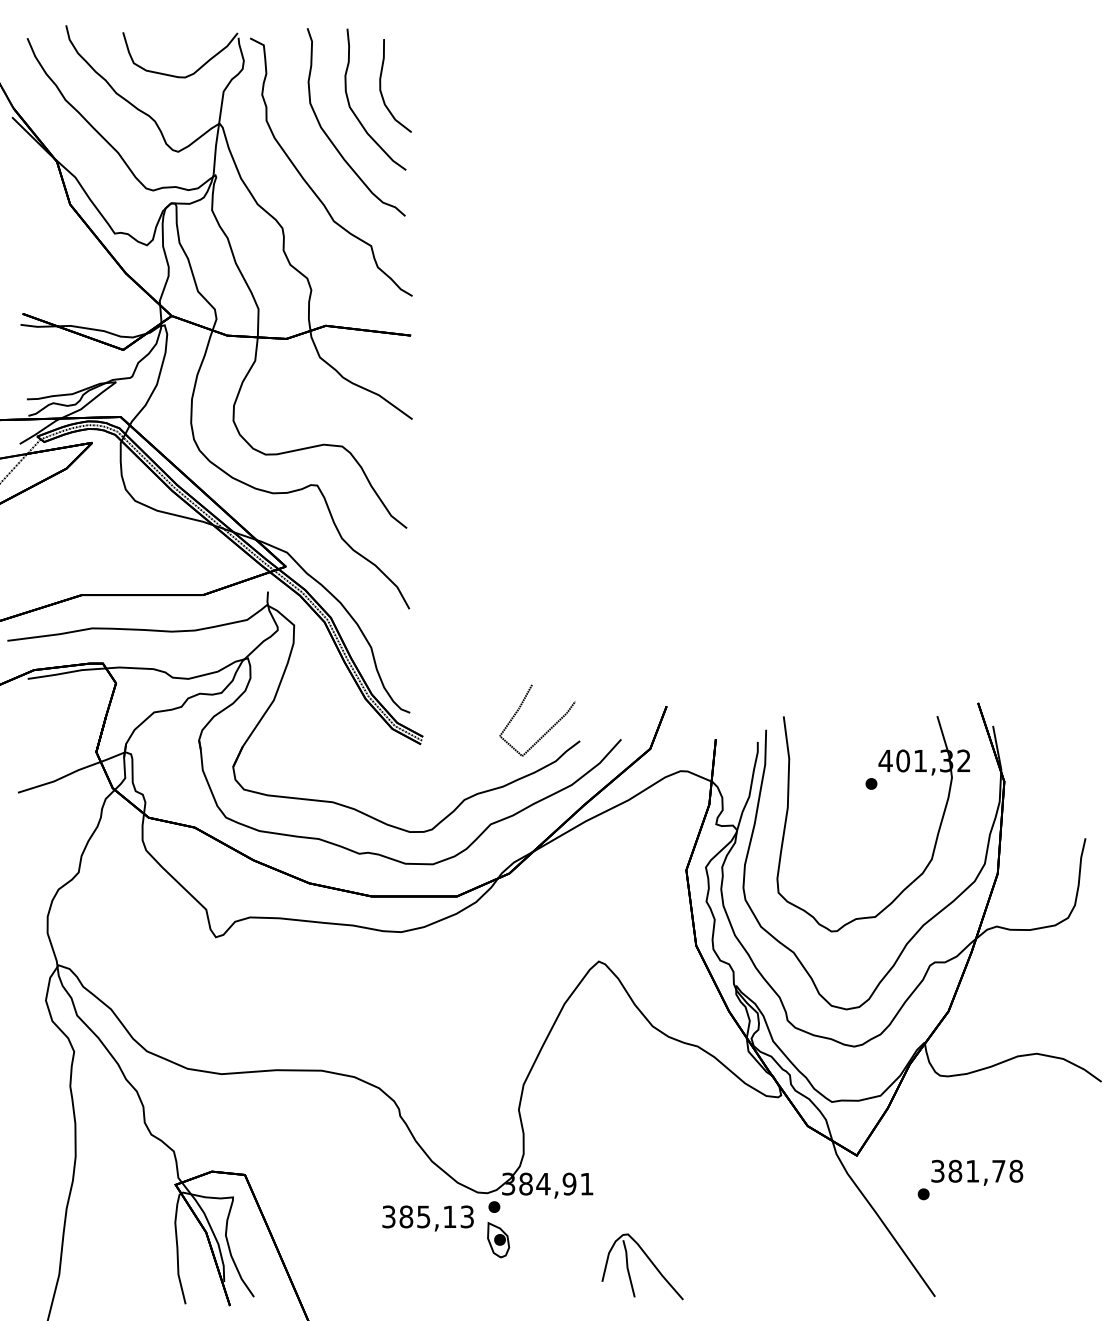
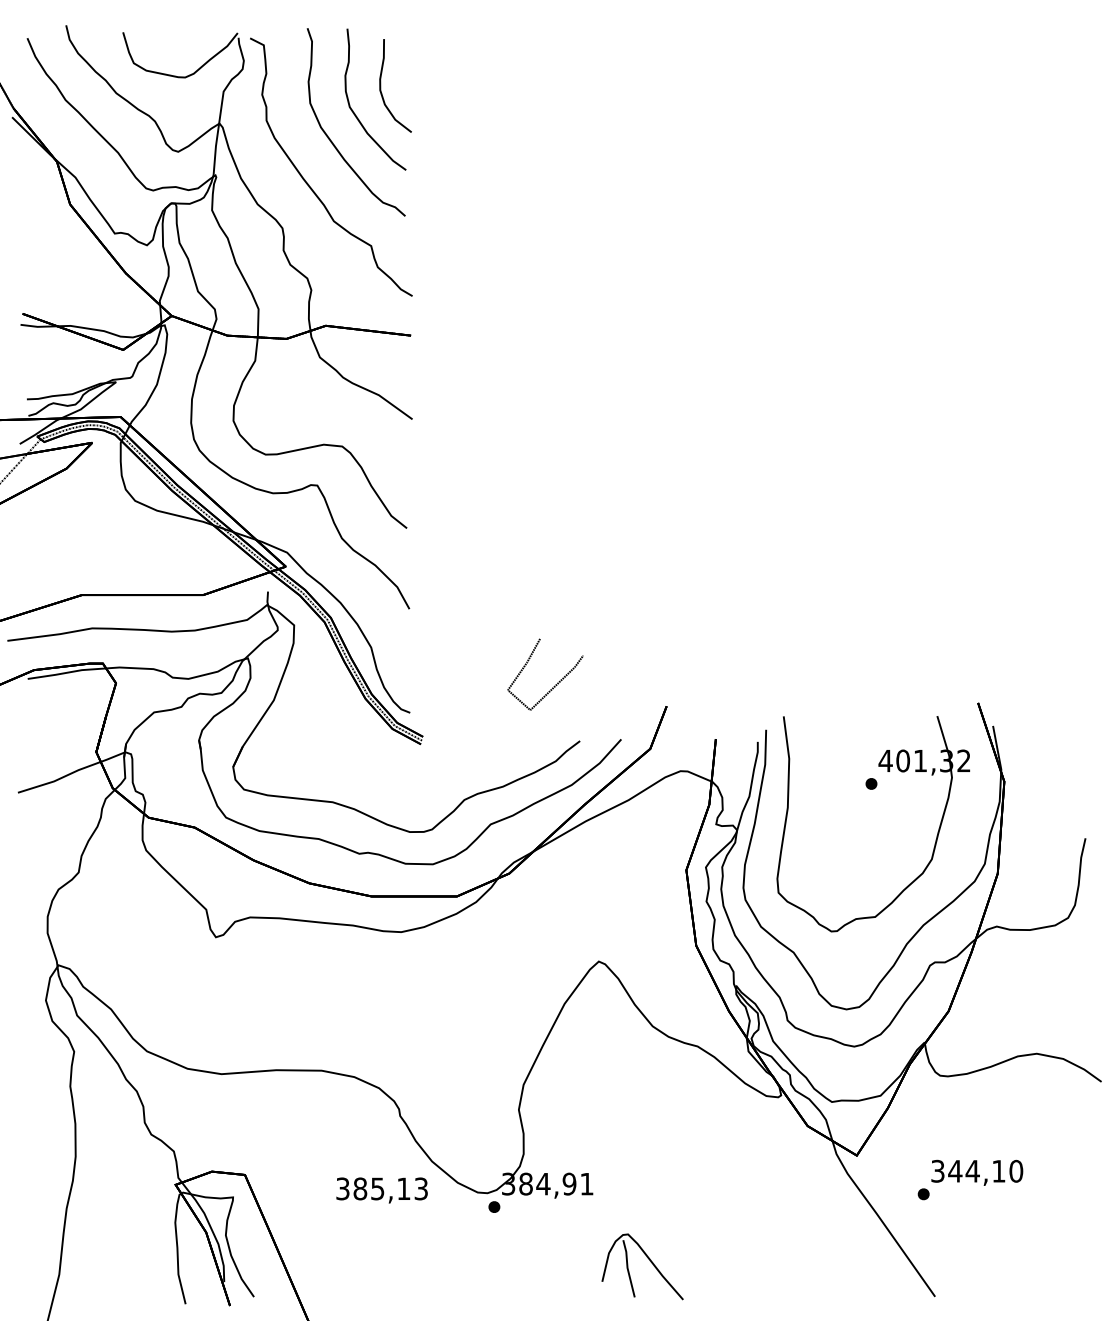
curve position: (547, 730) -> (555, 684) (555, 684)
text: 381,78 -> 344,10 (985, 1170)
text position: (427, 1218) -> (381, 1190) (381, 1190)
part: present -> none (498, 1240)
